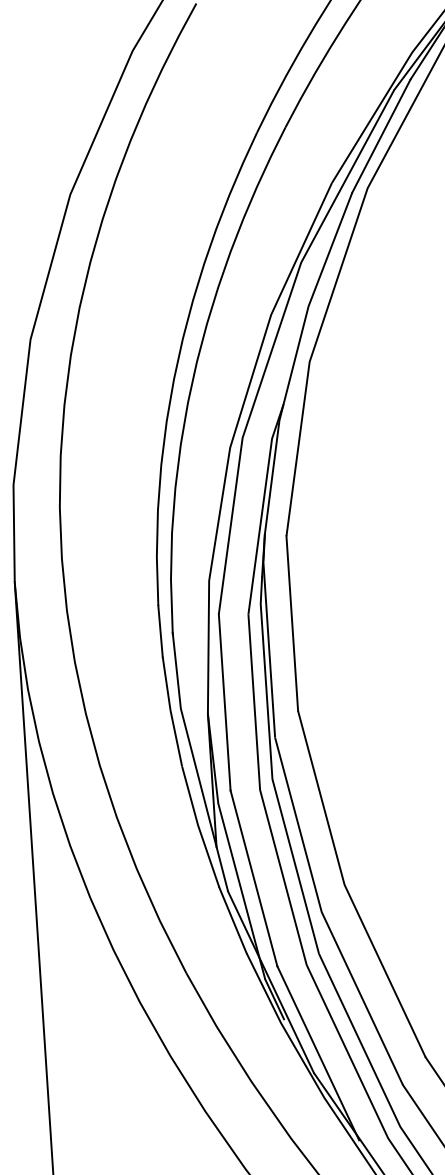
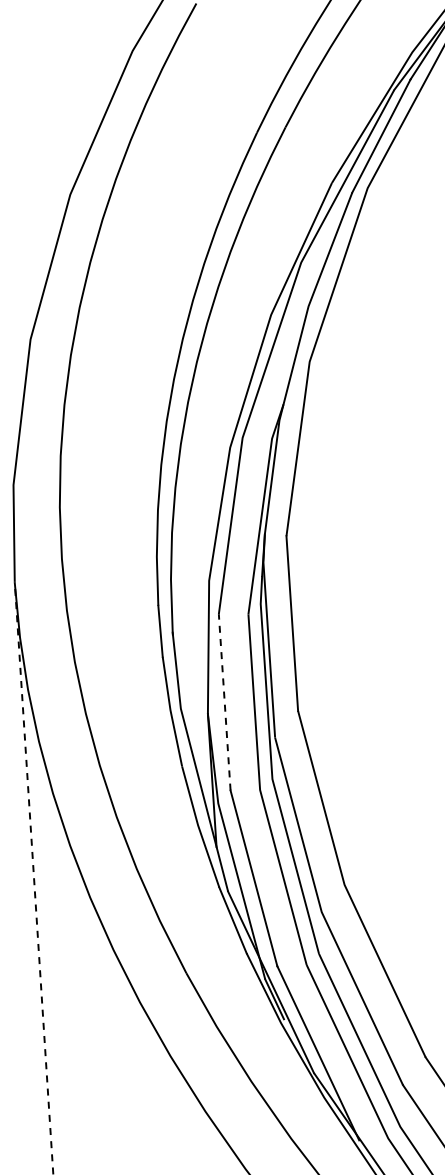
line: solid -> dashed (224, 701)
line: solid -> dashed (34, 878)
